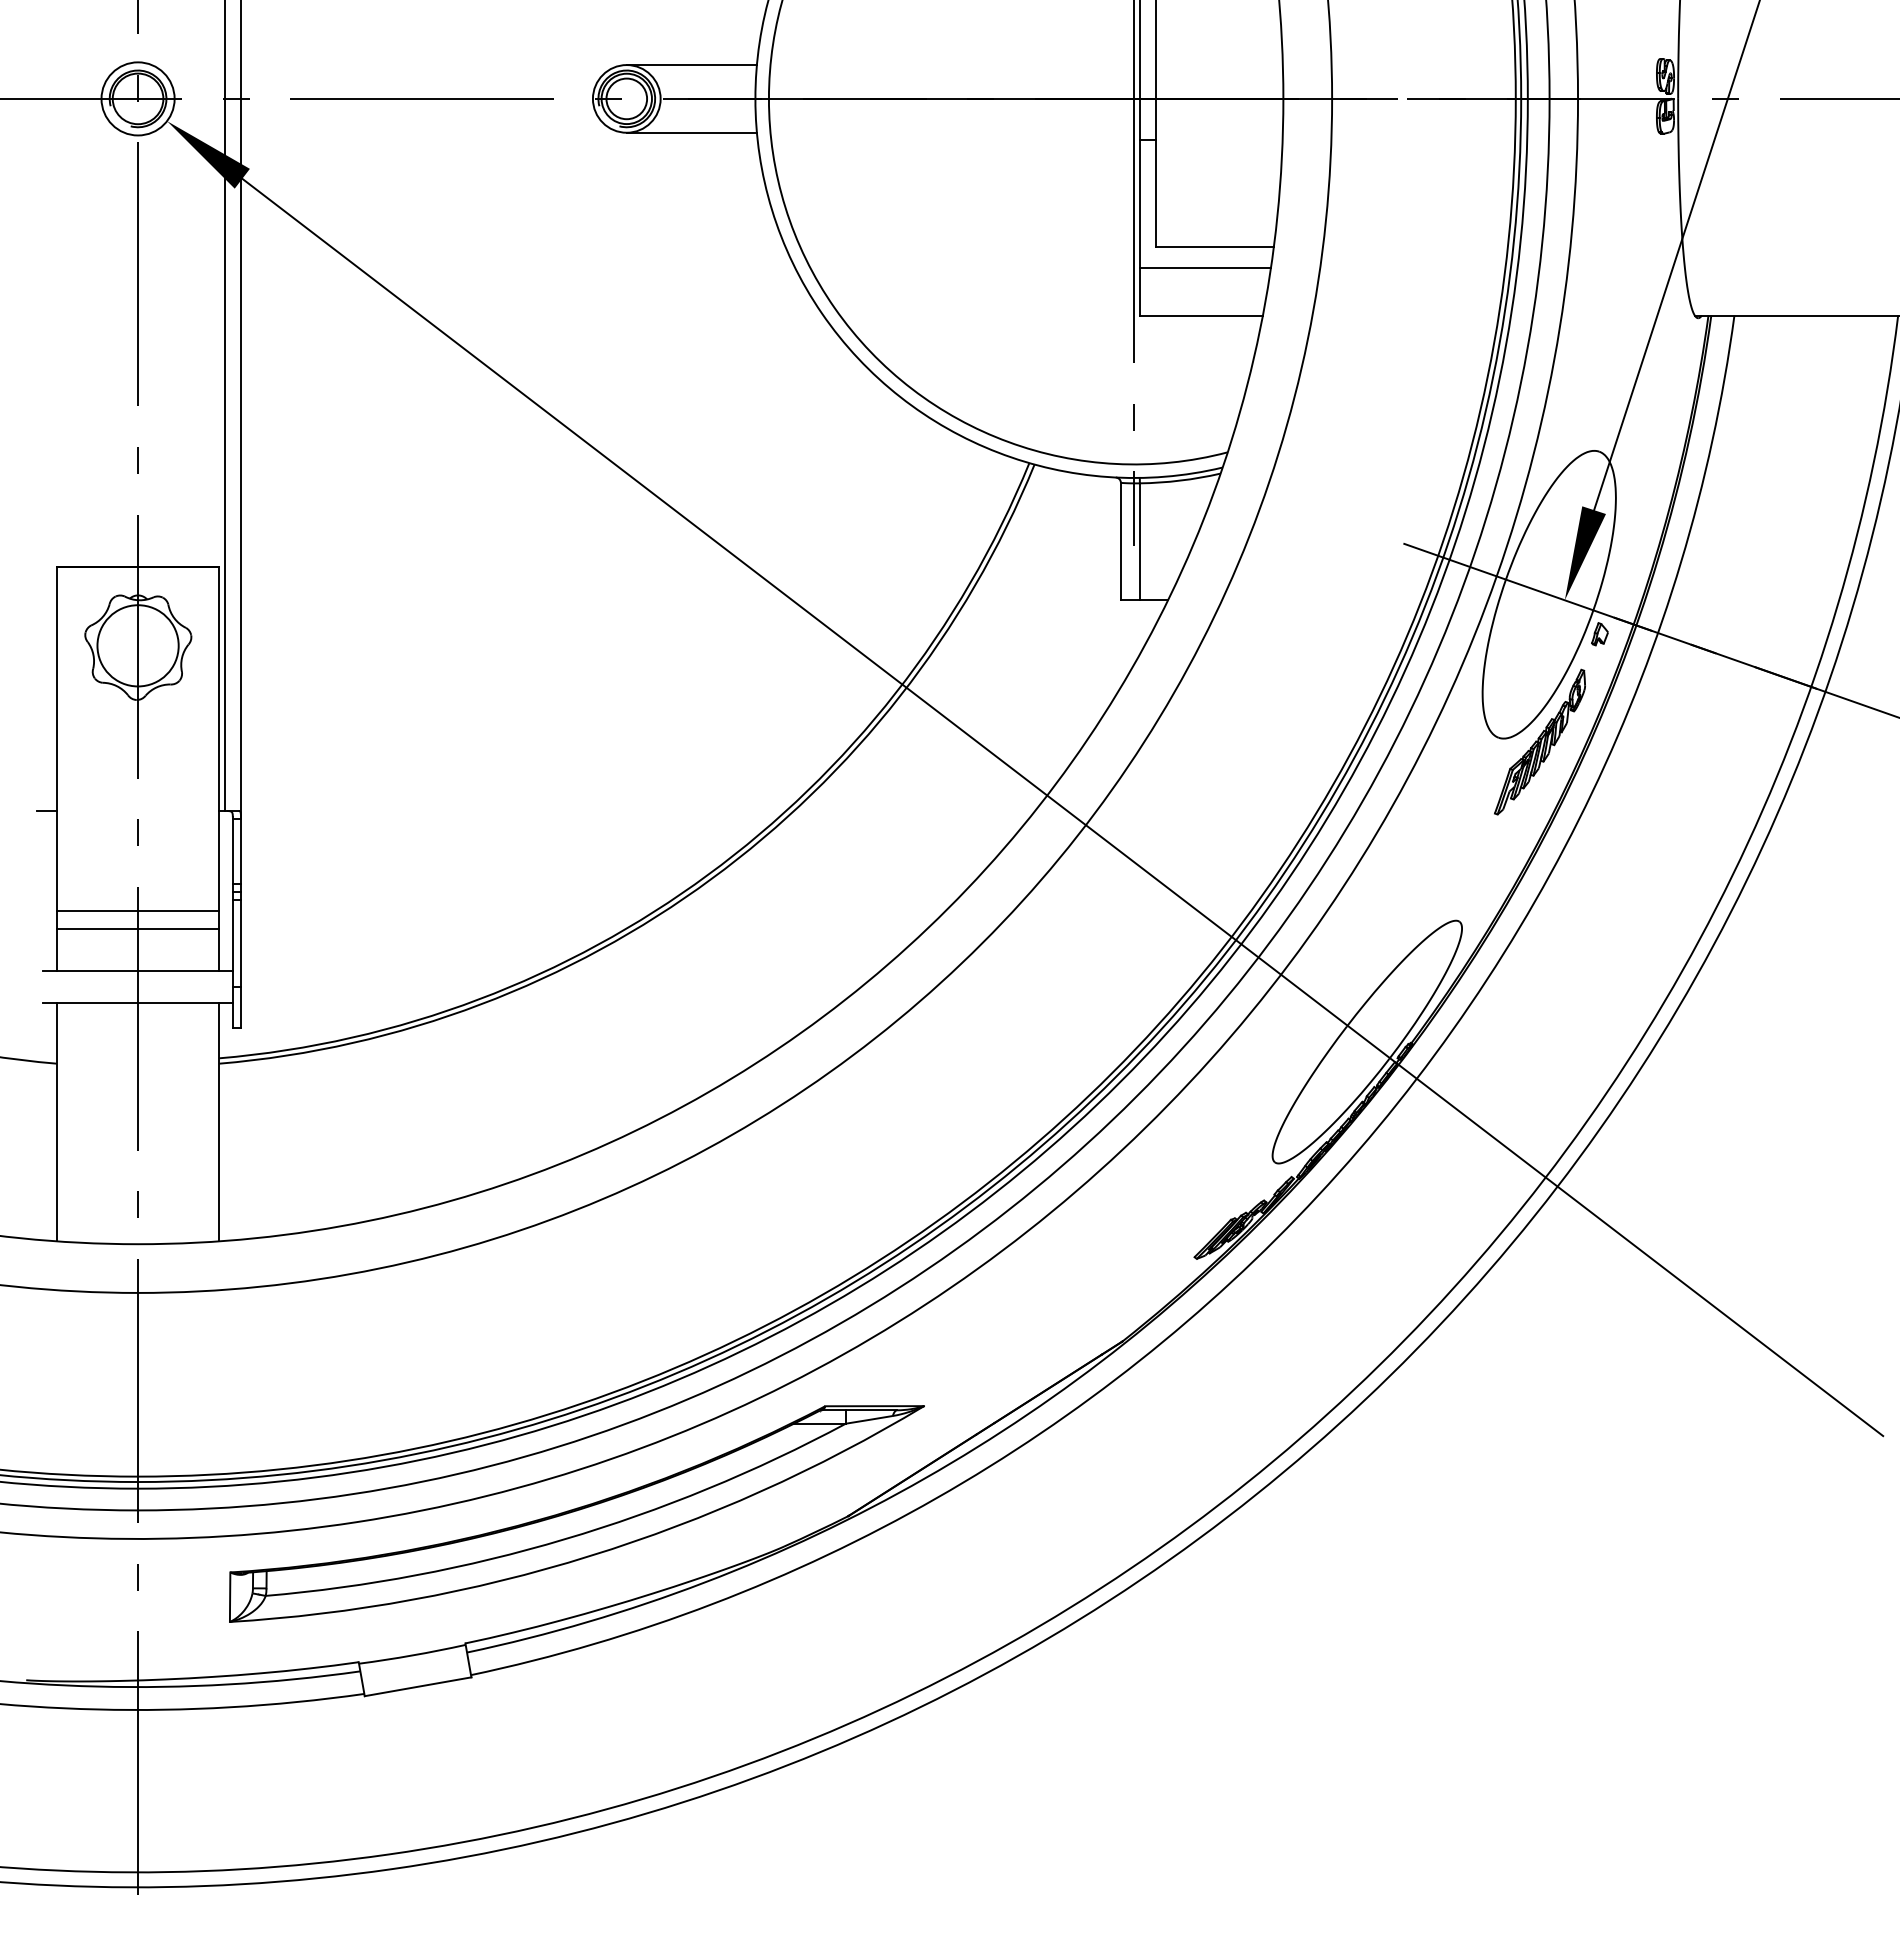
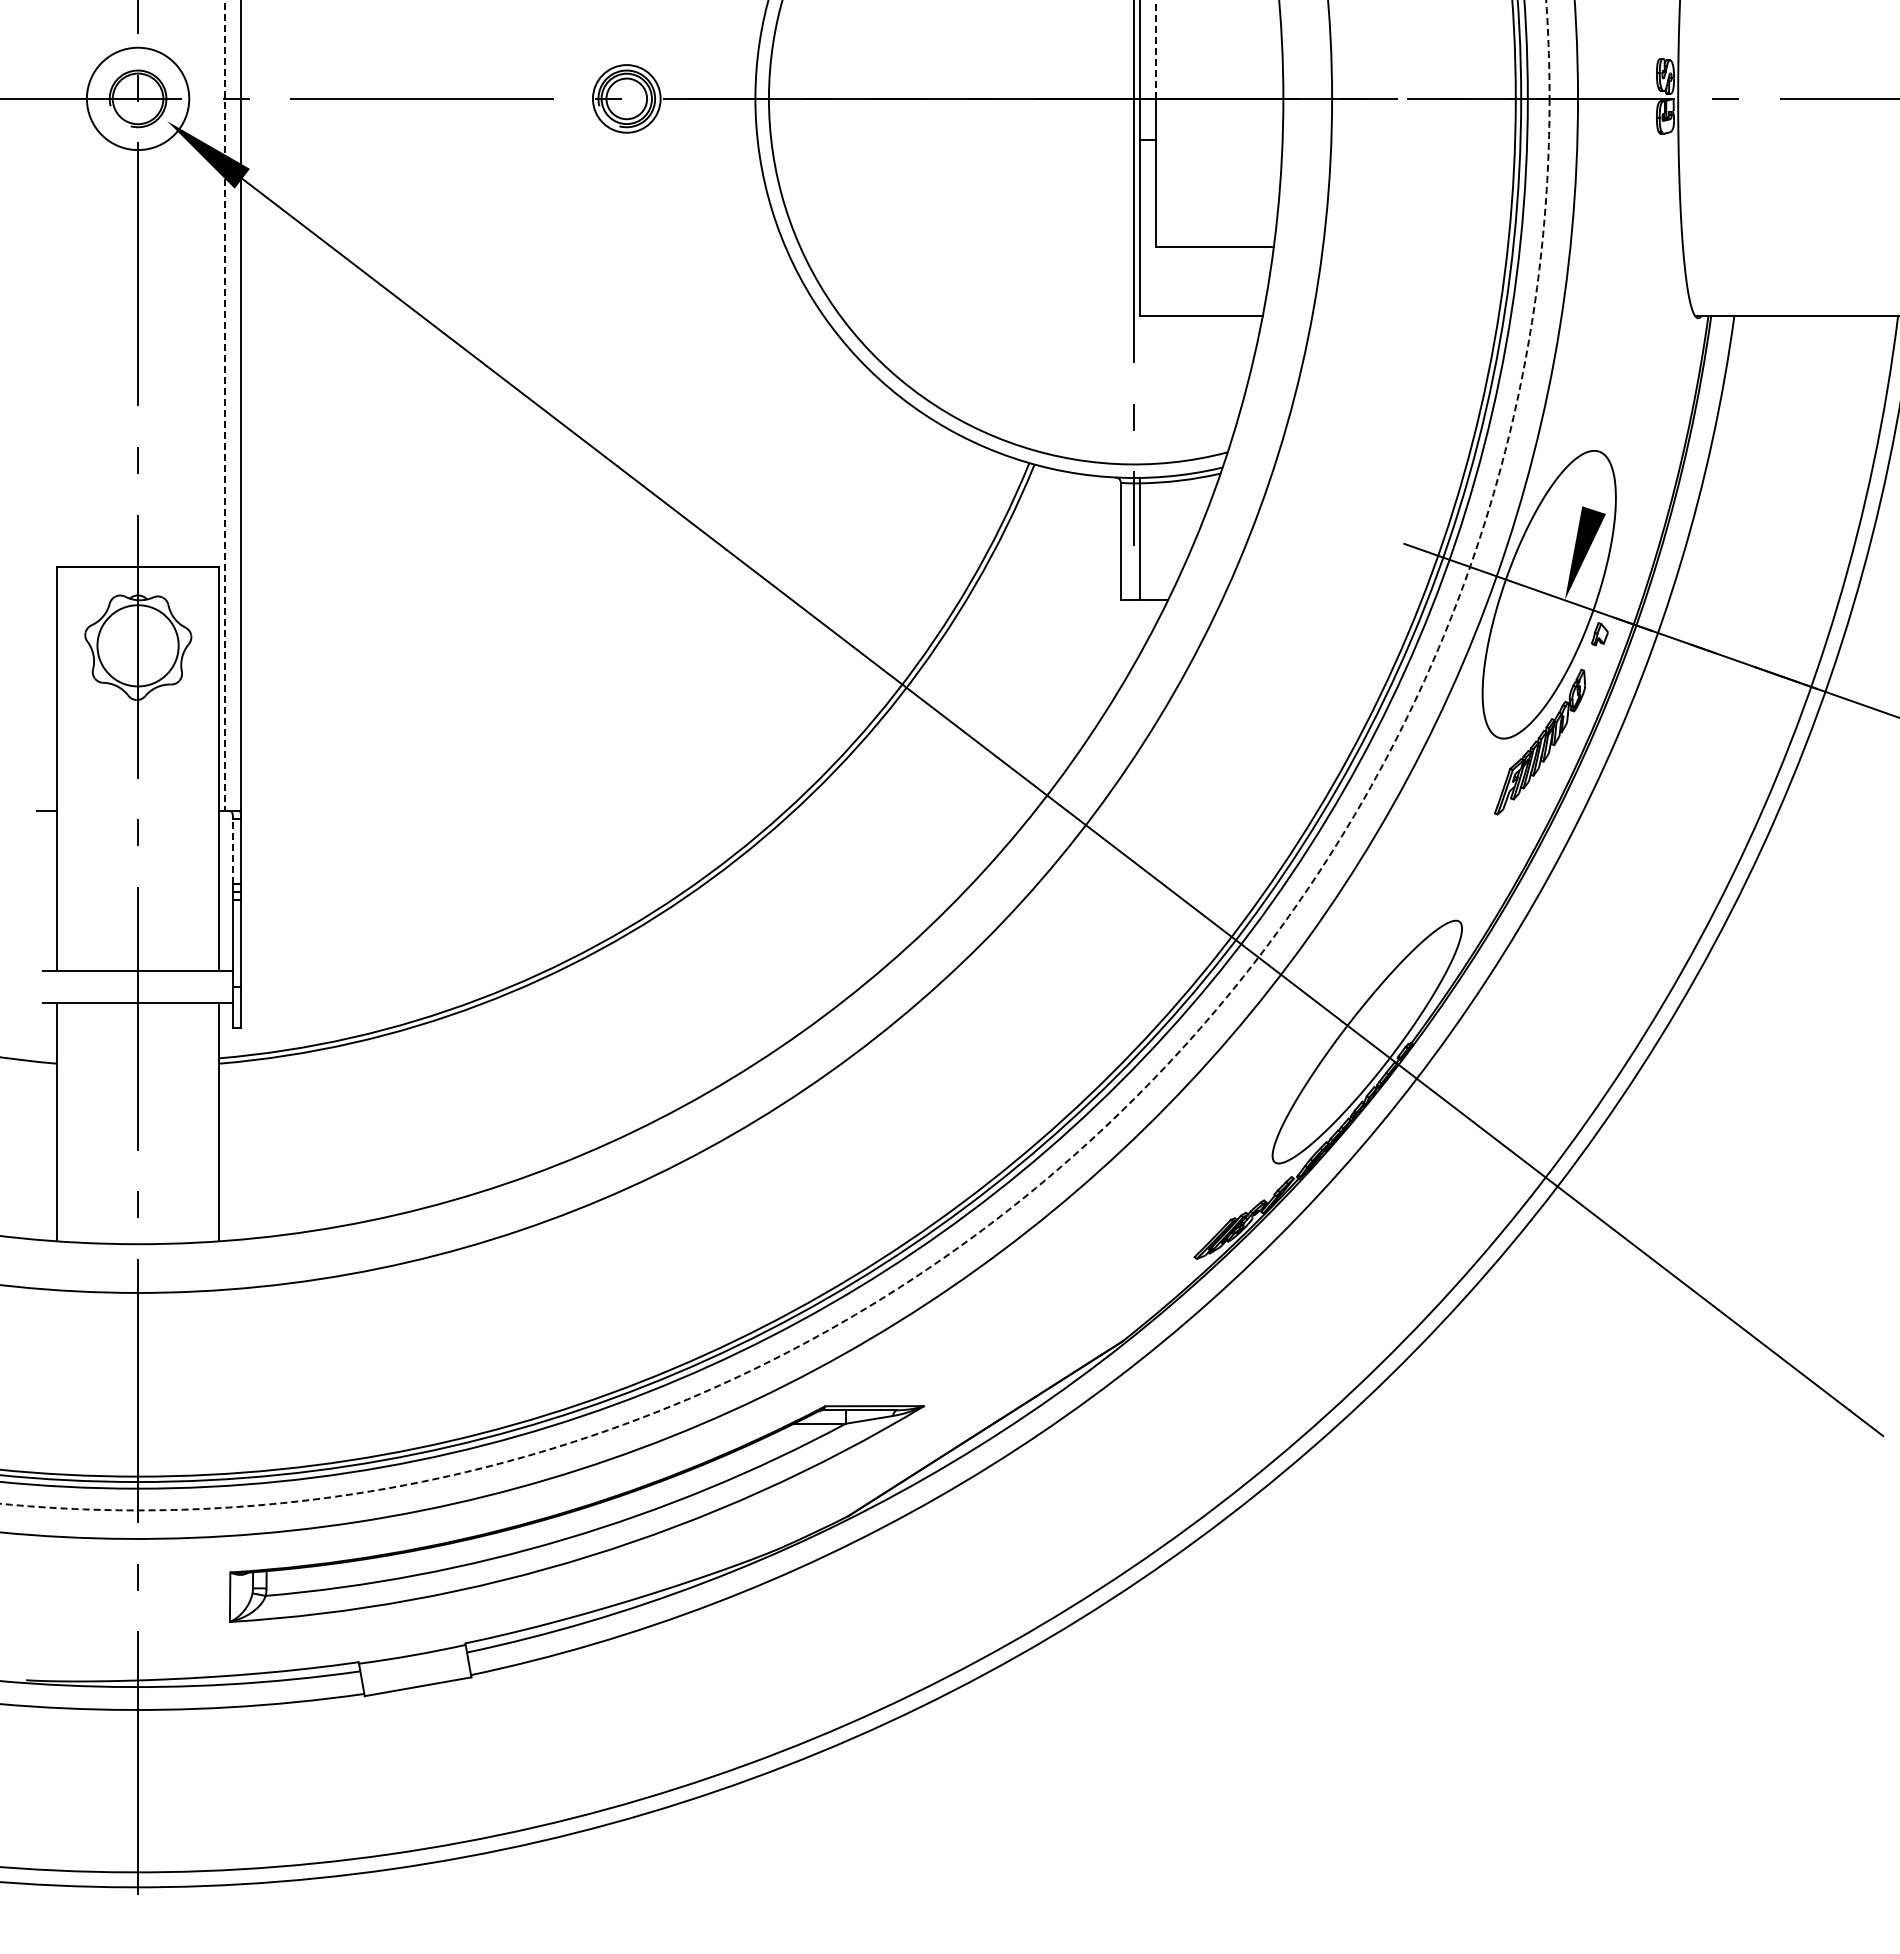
line: solid -> dashed (1156, 48)
line: present -> none (691, 65)
circle diameter: 73 px -> 102 px (137, 98)
line: present -> none (691, 132)
line: present -> none (1676, 256)
line: present -> none (1204, 268)
line: solid -> dashed (224, 406)
circle: solid -> dashed (774, 755)
line: solid -> dashed (232, 851)
line: present -> none (137, 910)
line: present -> none (137, 929)
